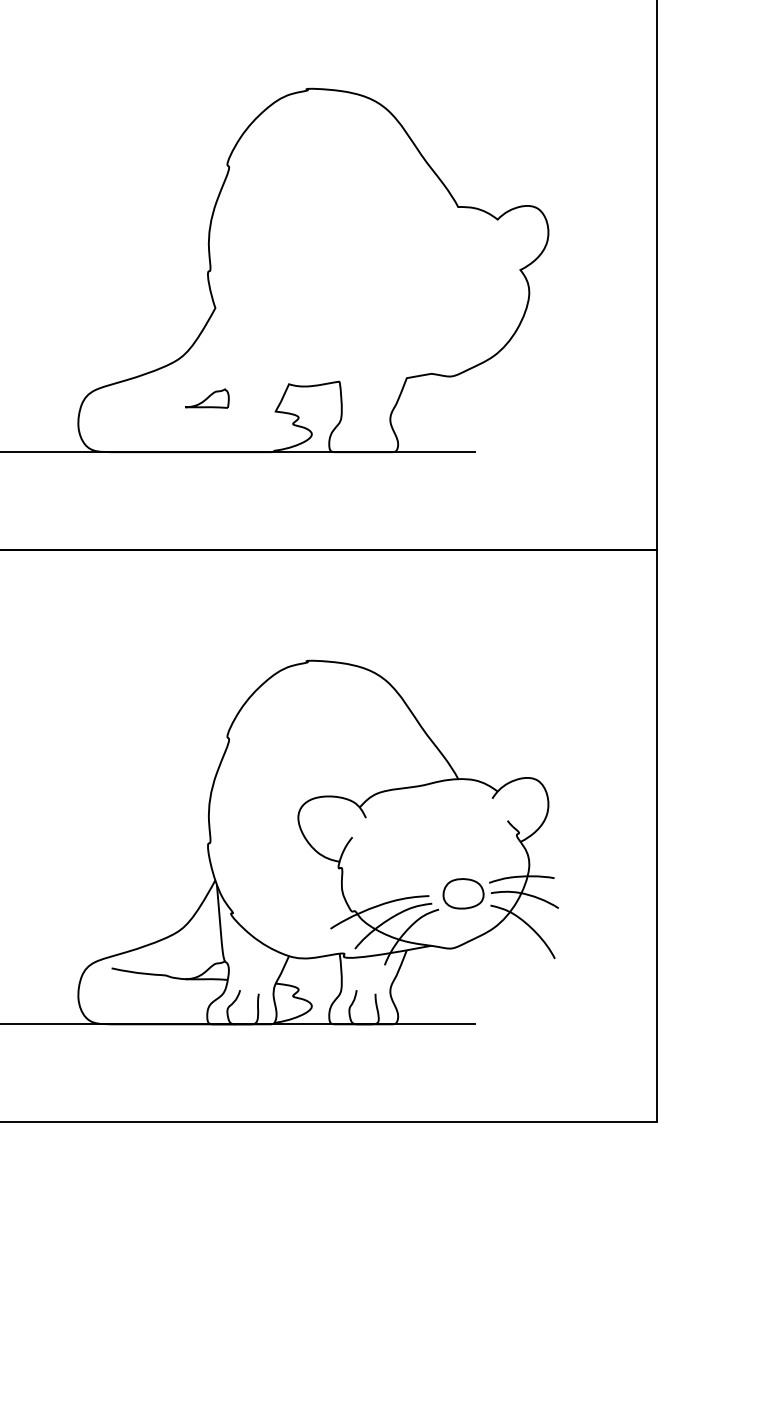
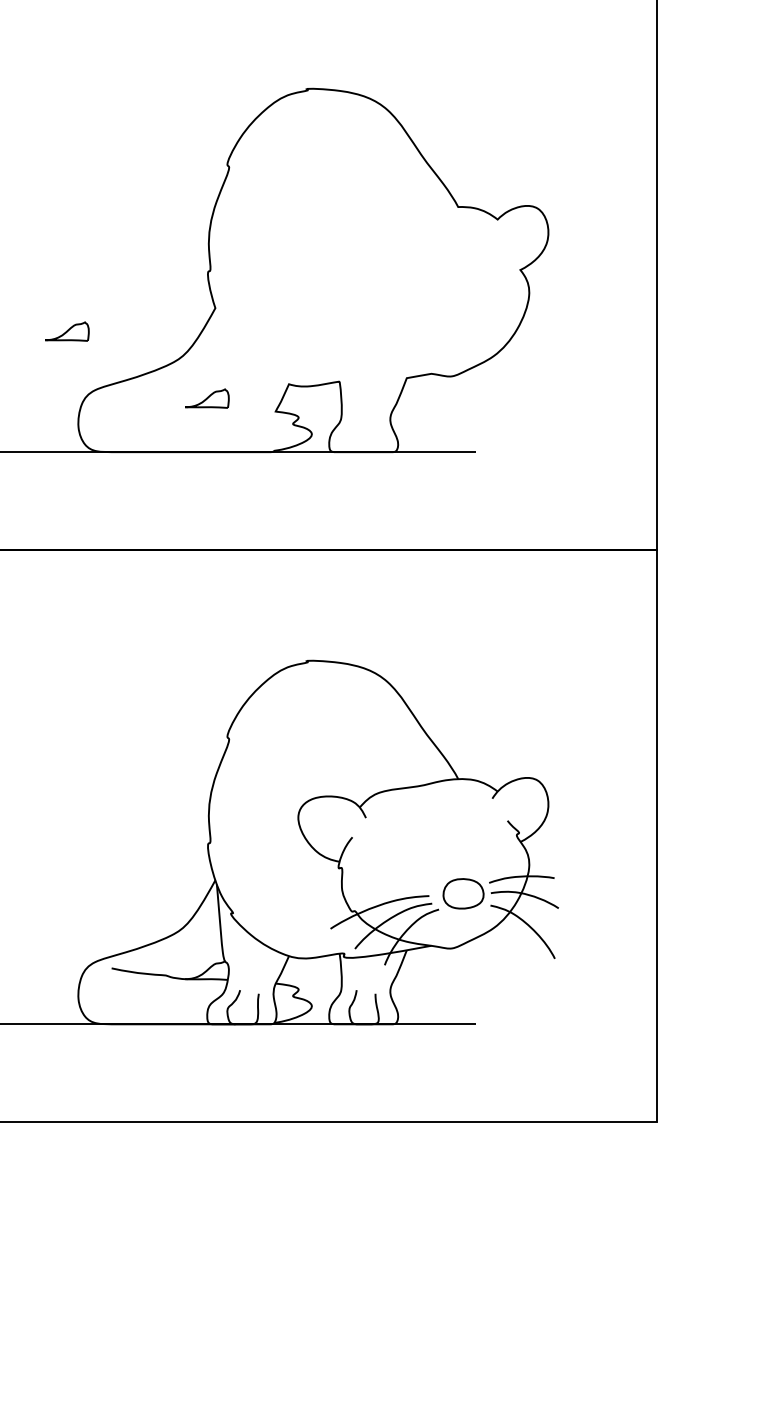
part: none -> present (67, 331)
